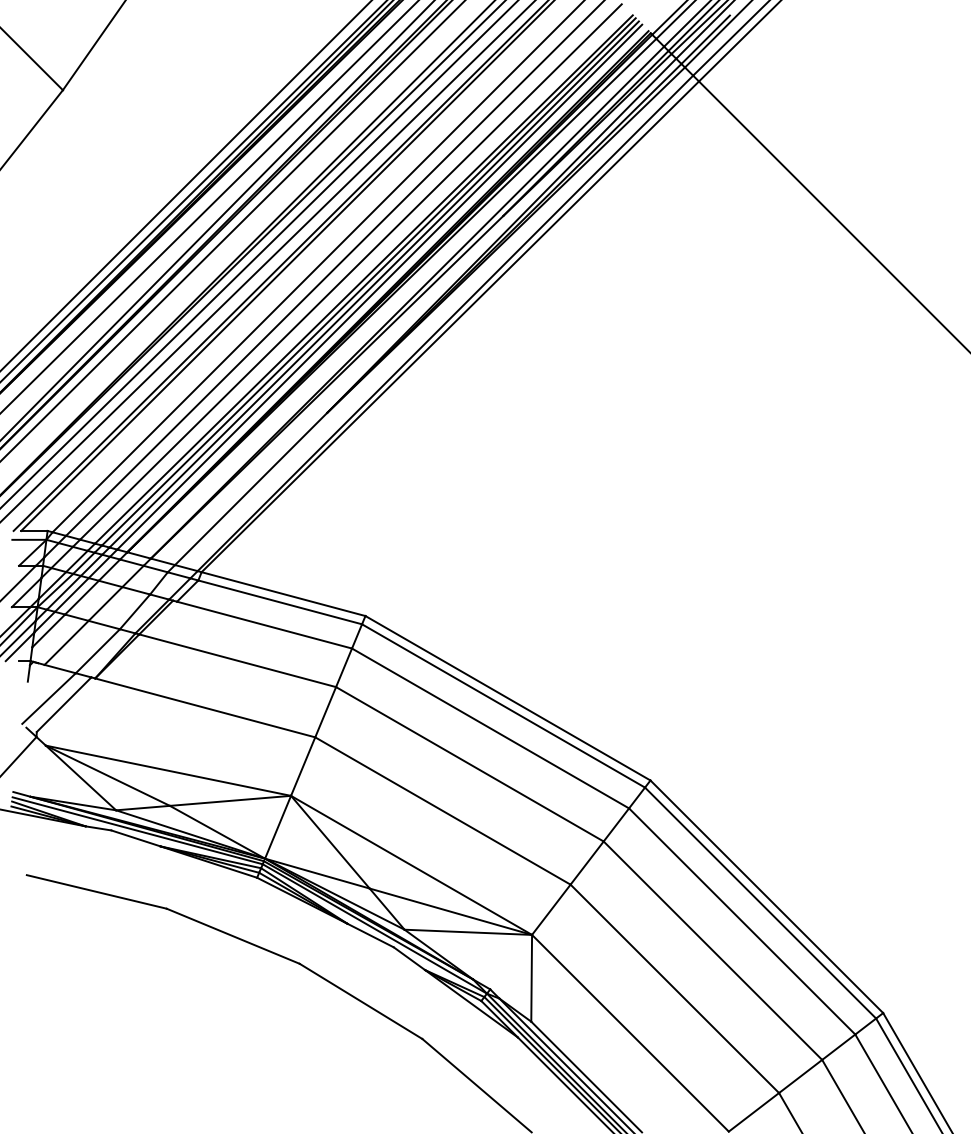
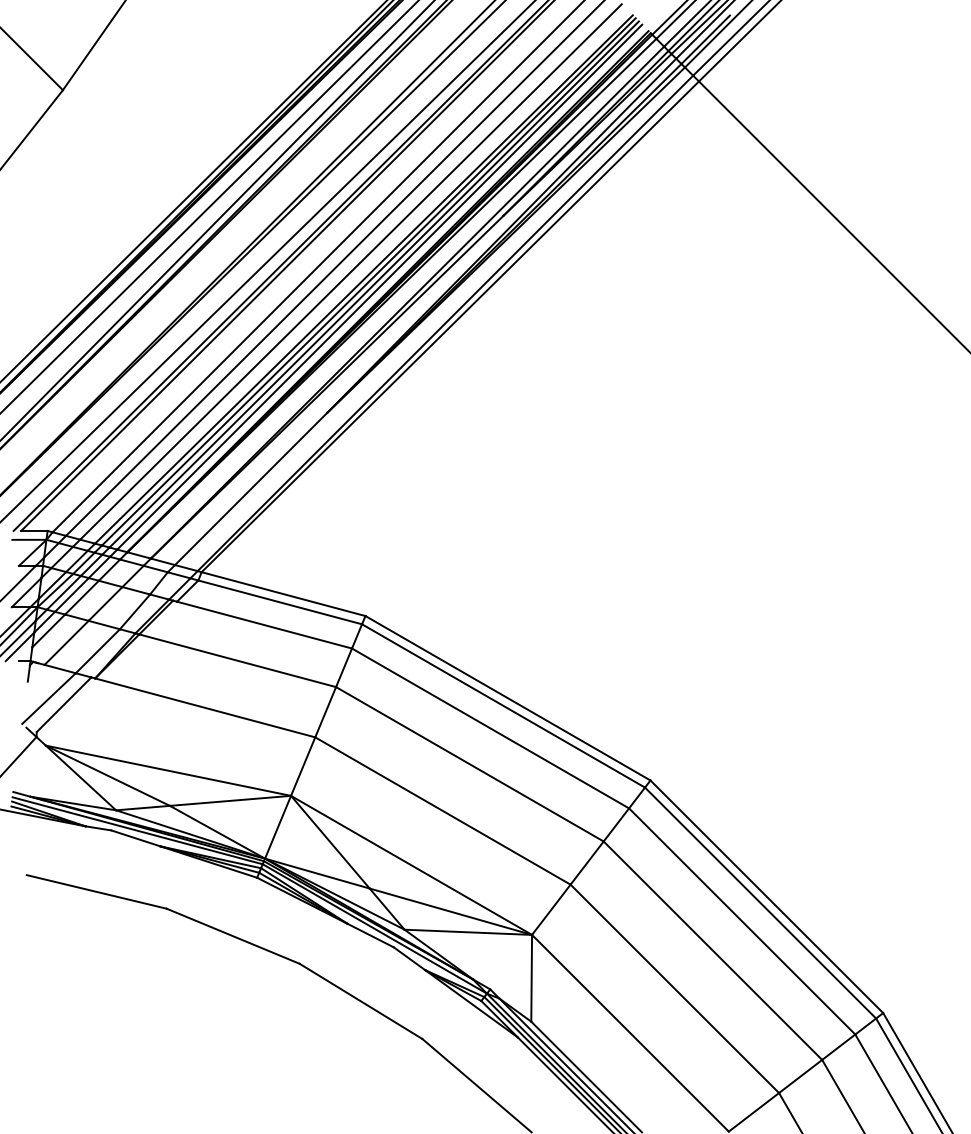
line: present -> none (185, 185)
line: present -> none (232, 230)
line: present -> none (259, 254)
